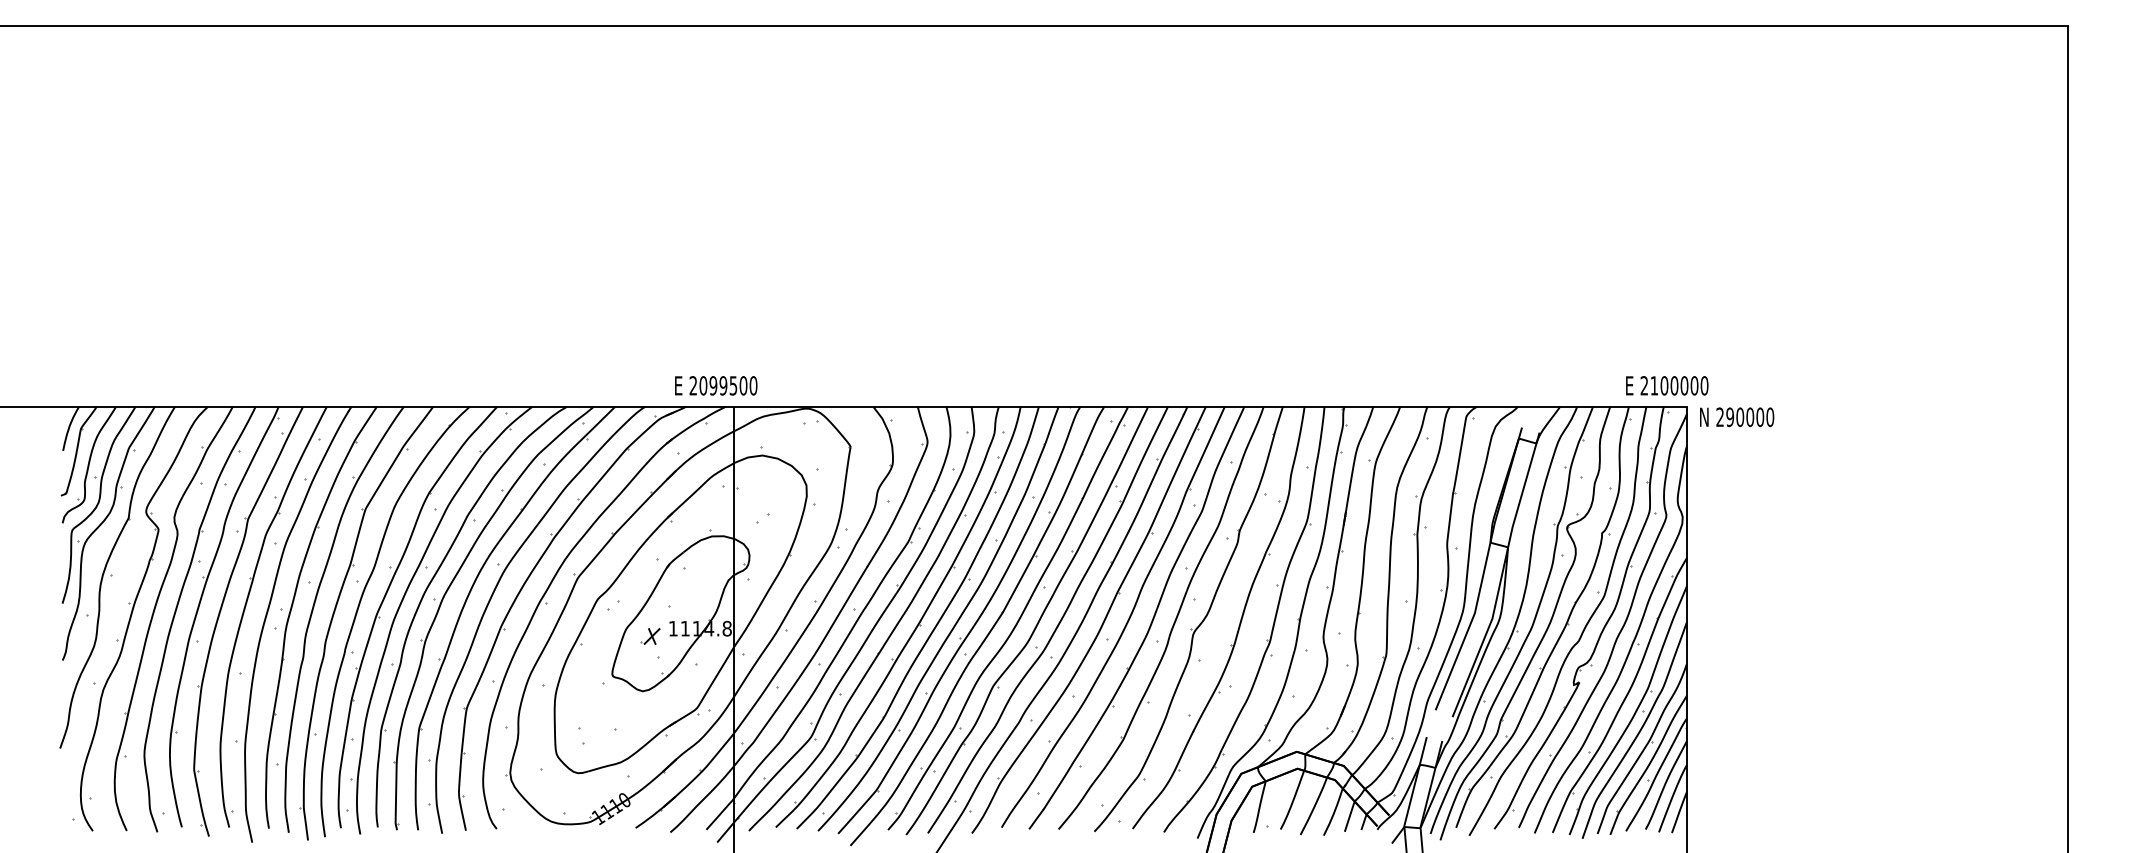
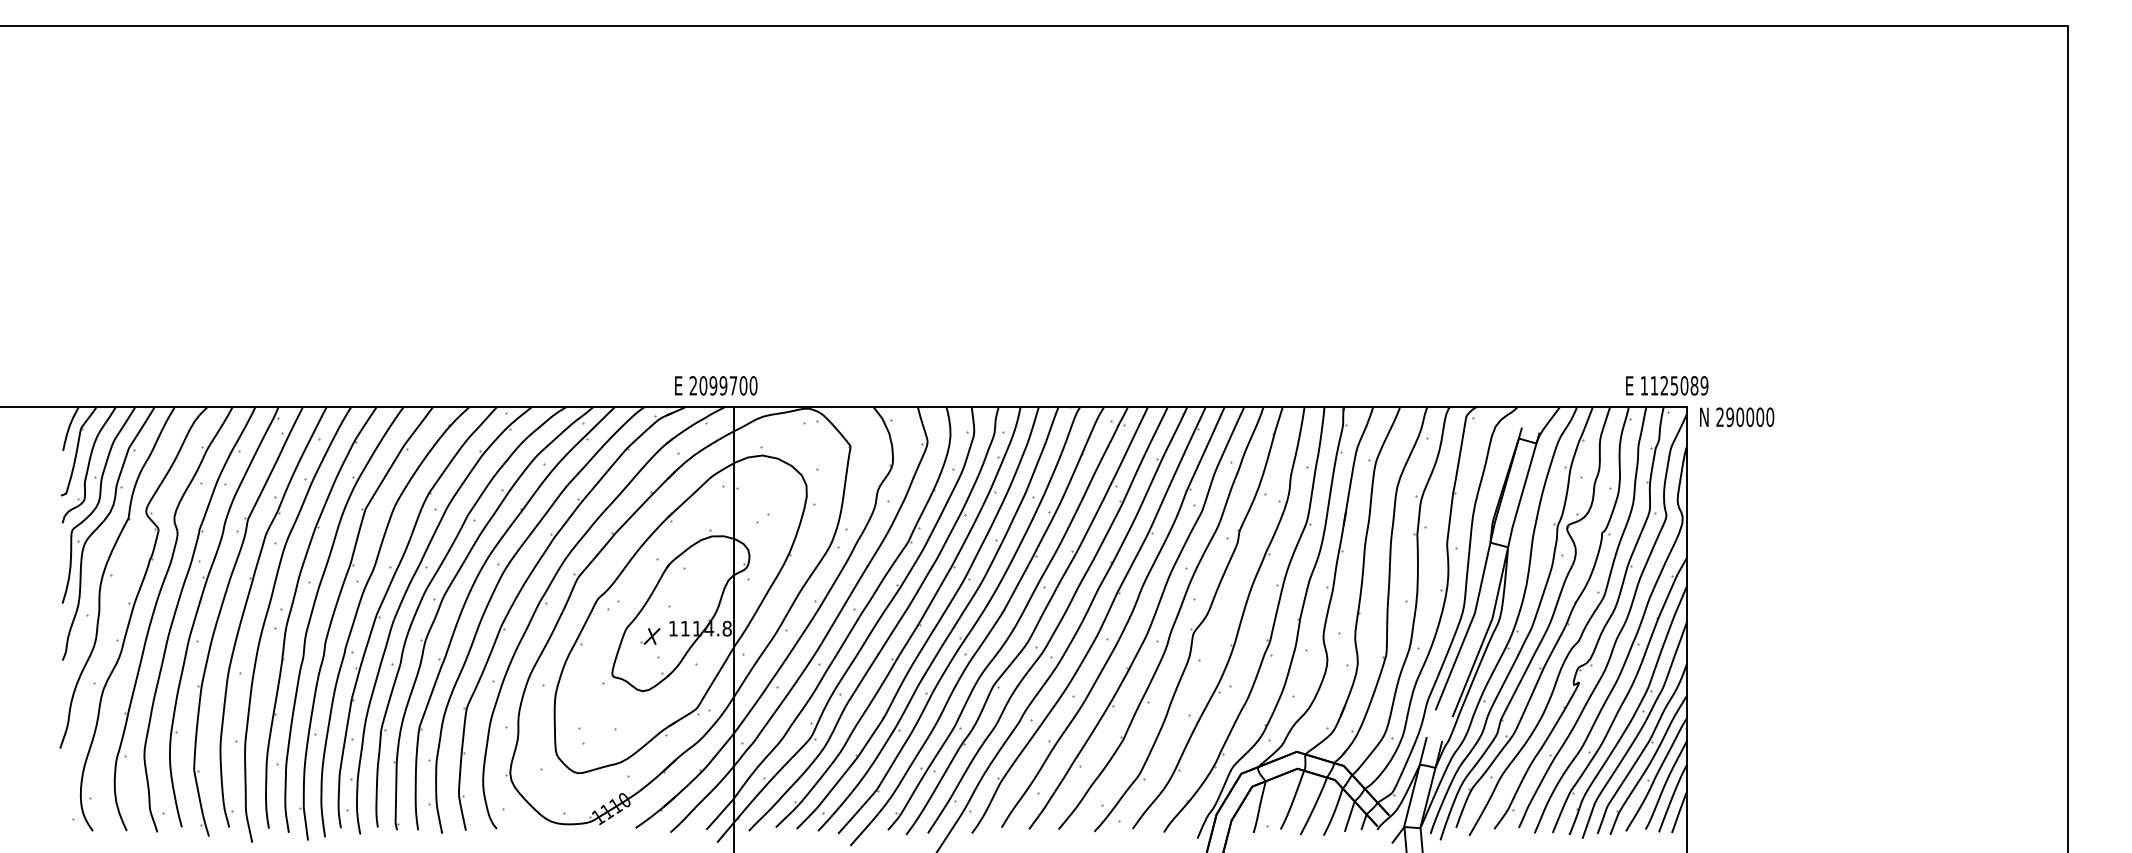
text: 2099500 -> 2099700 (733, 385)
text: 2100000 -> 1125089 (1674, 385)
